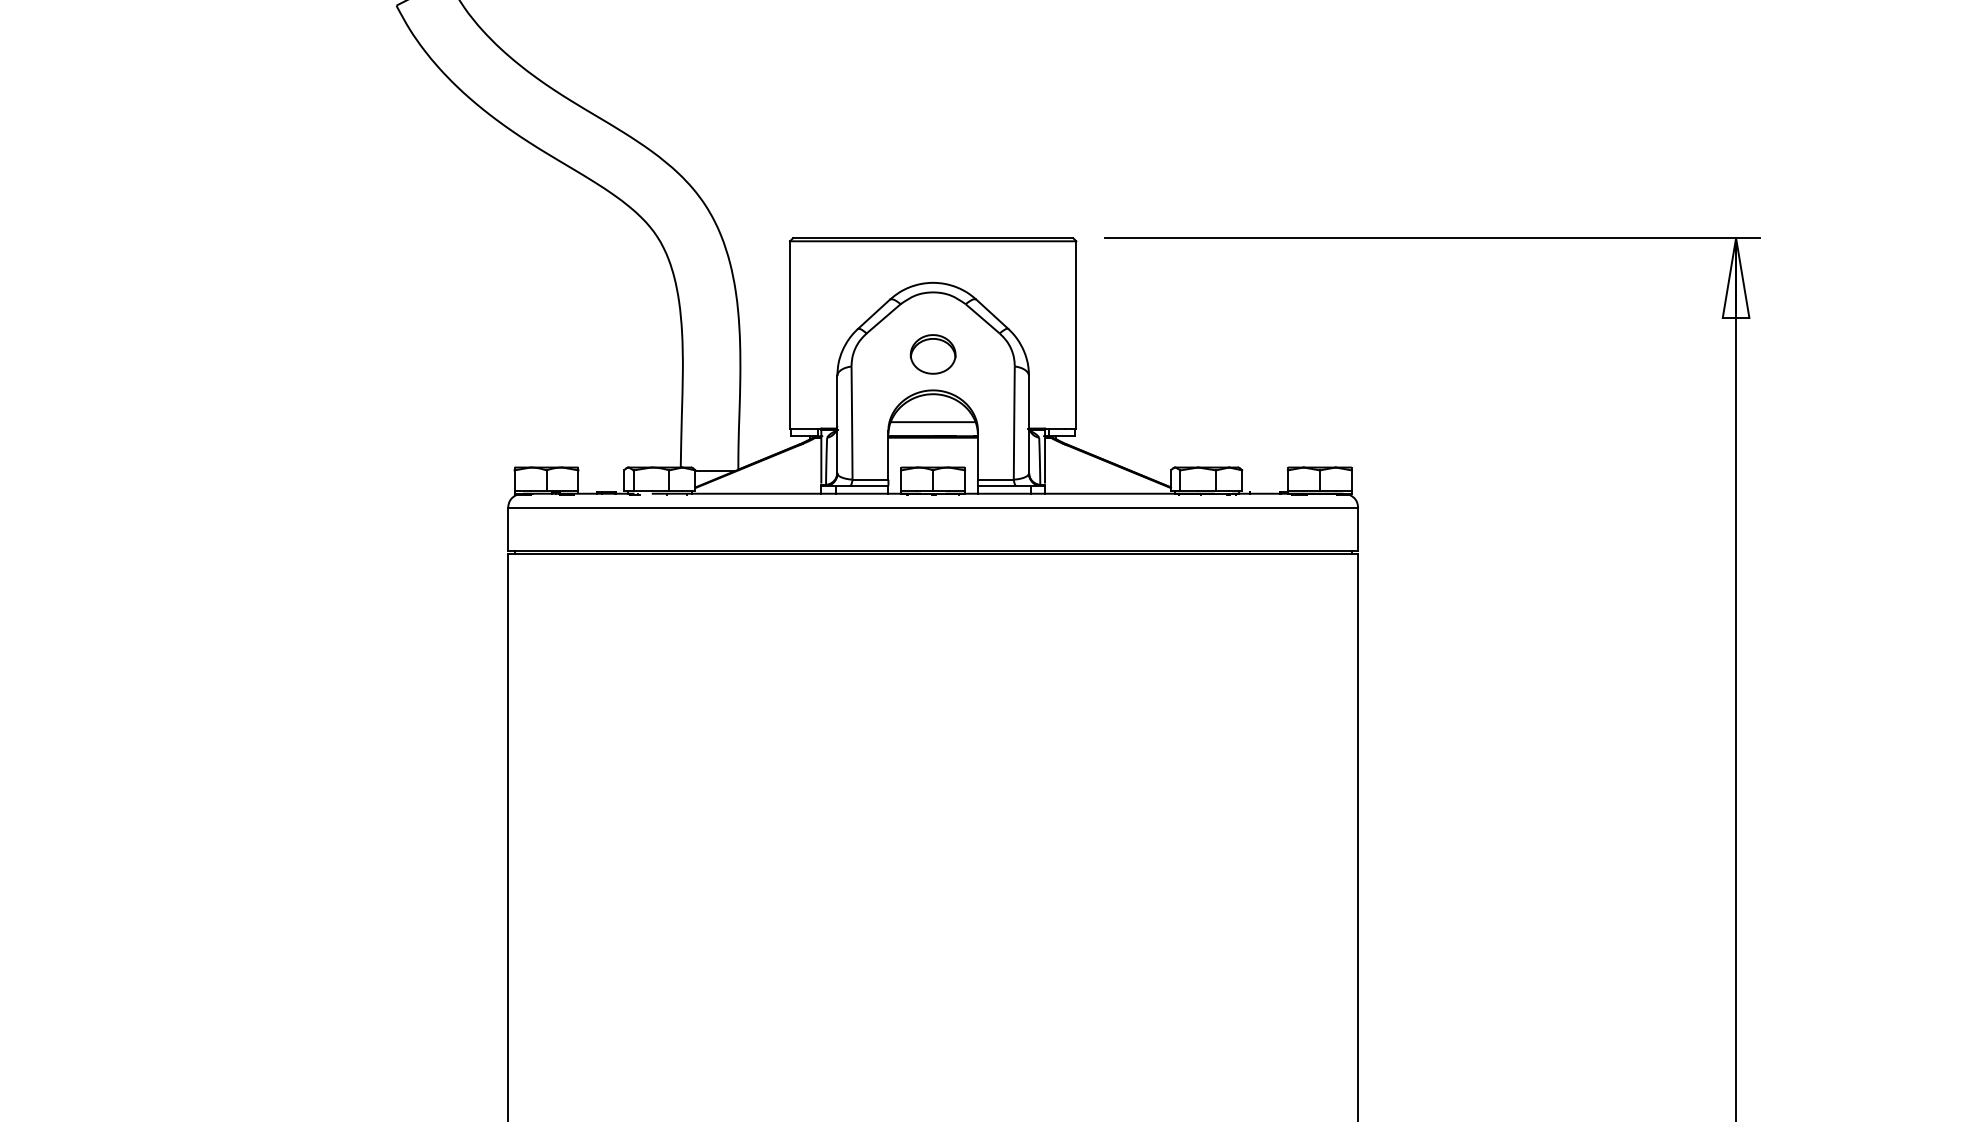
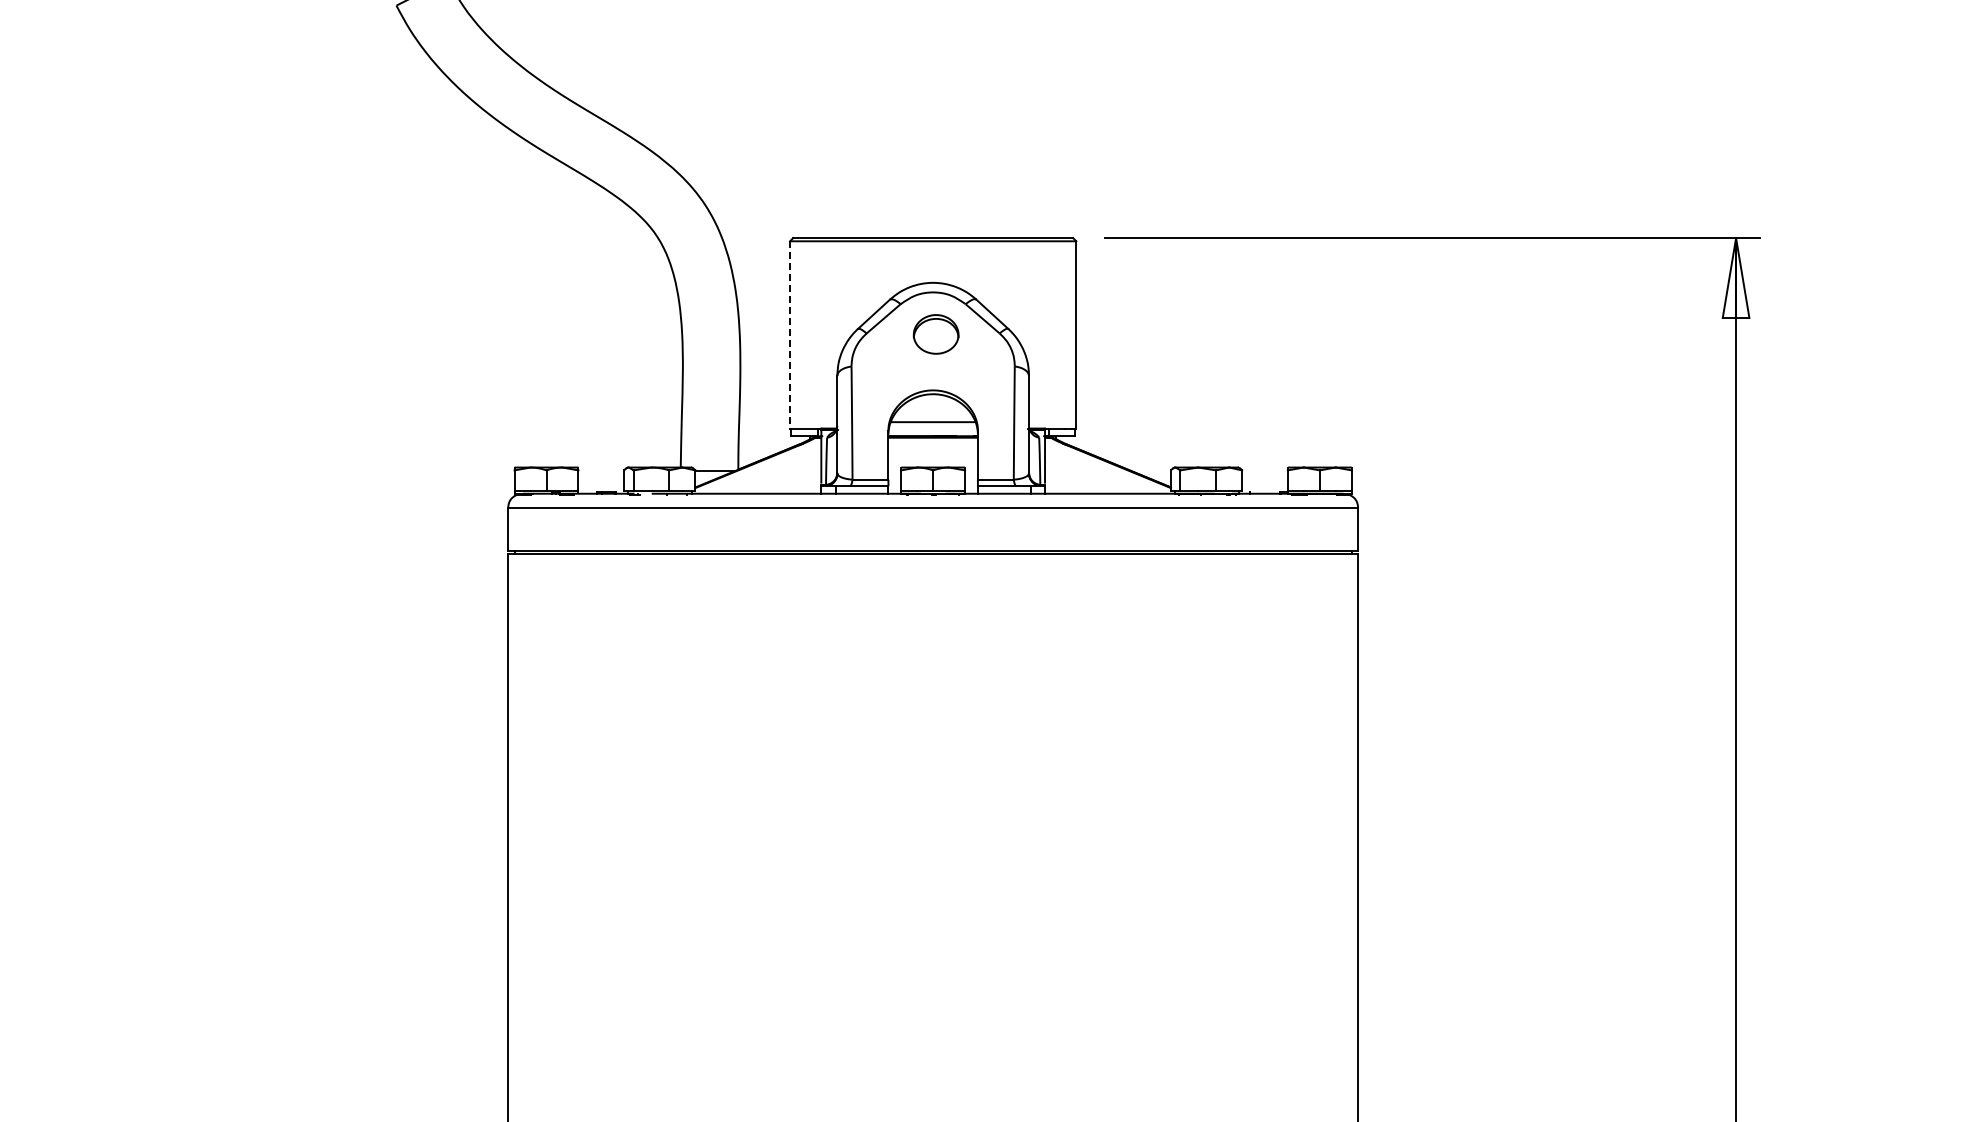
line: solid -> dashed (790, 334)
part position: (932, 354) -> (935, 334) (935, 334)
